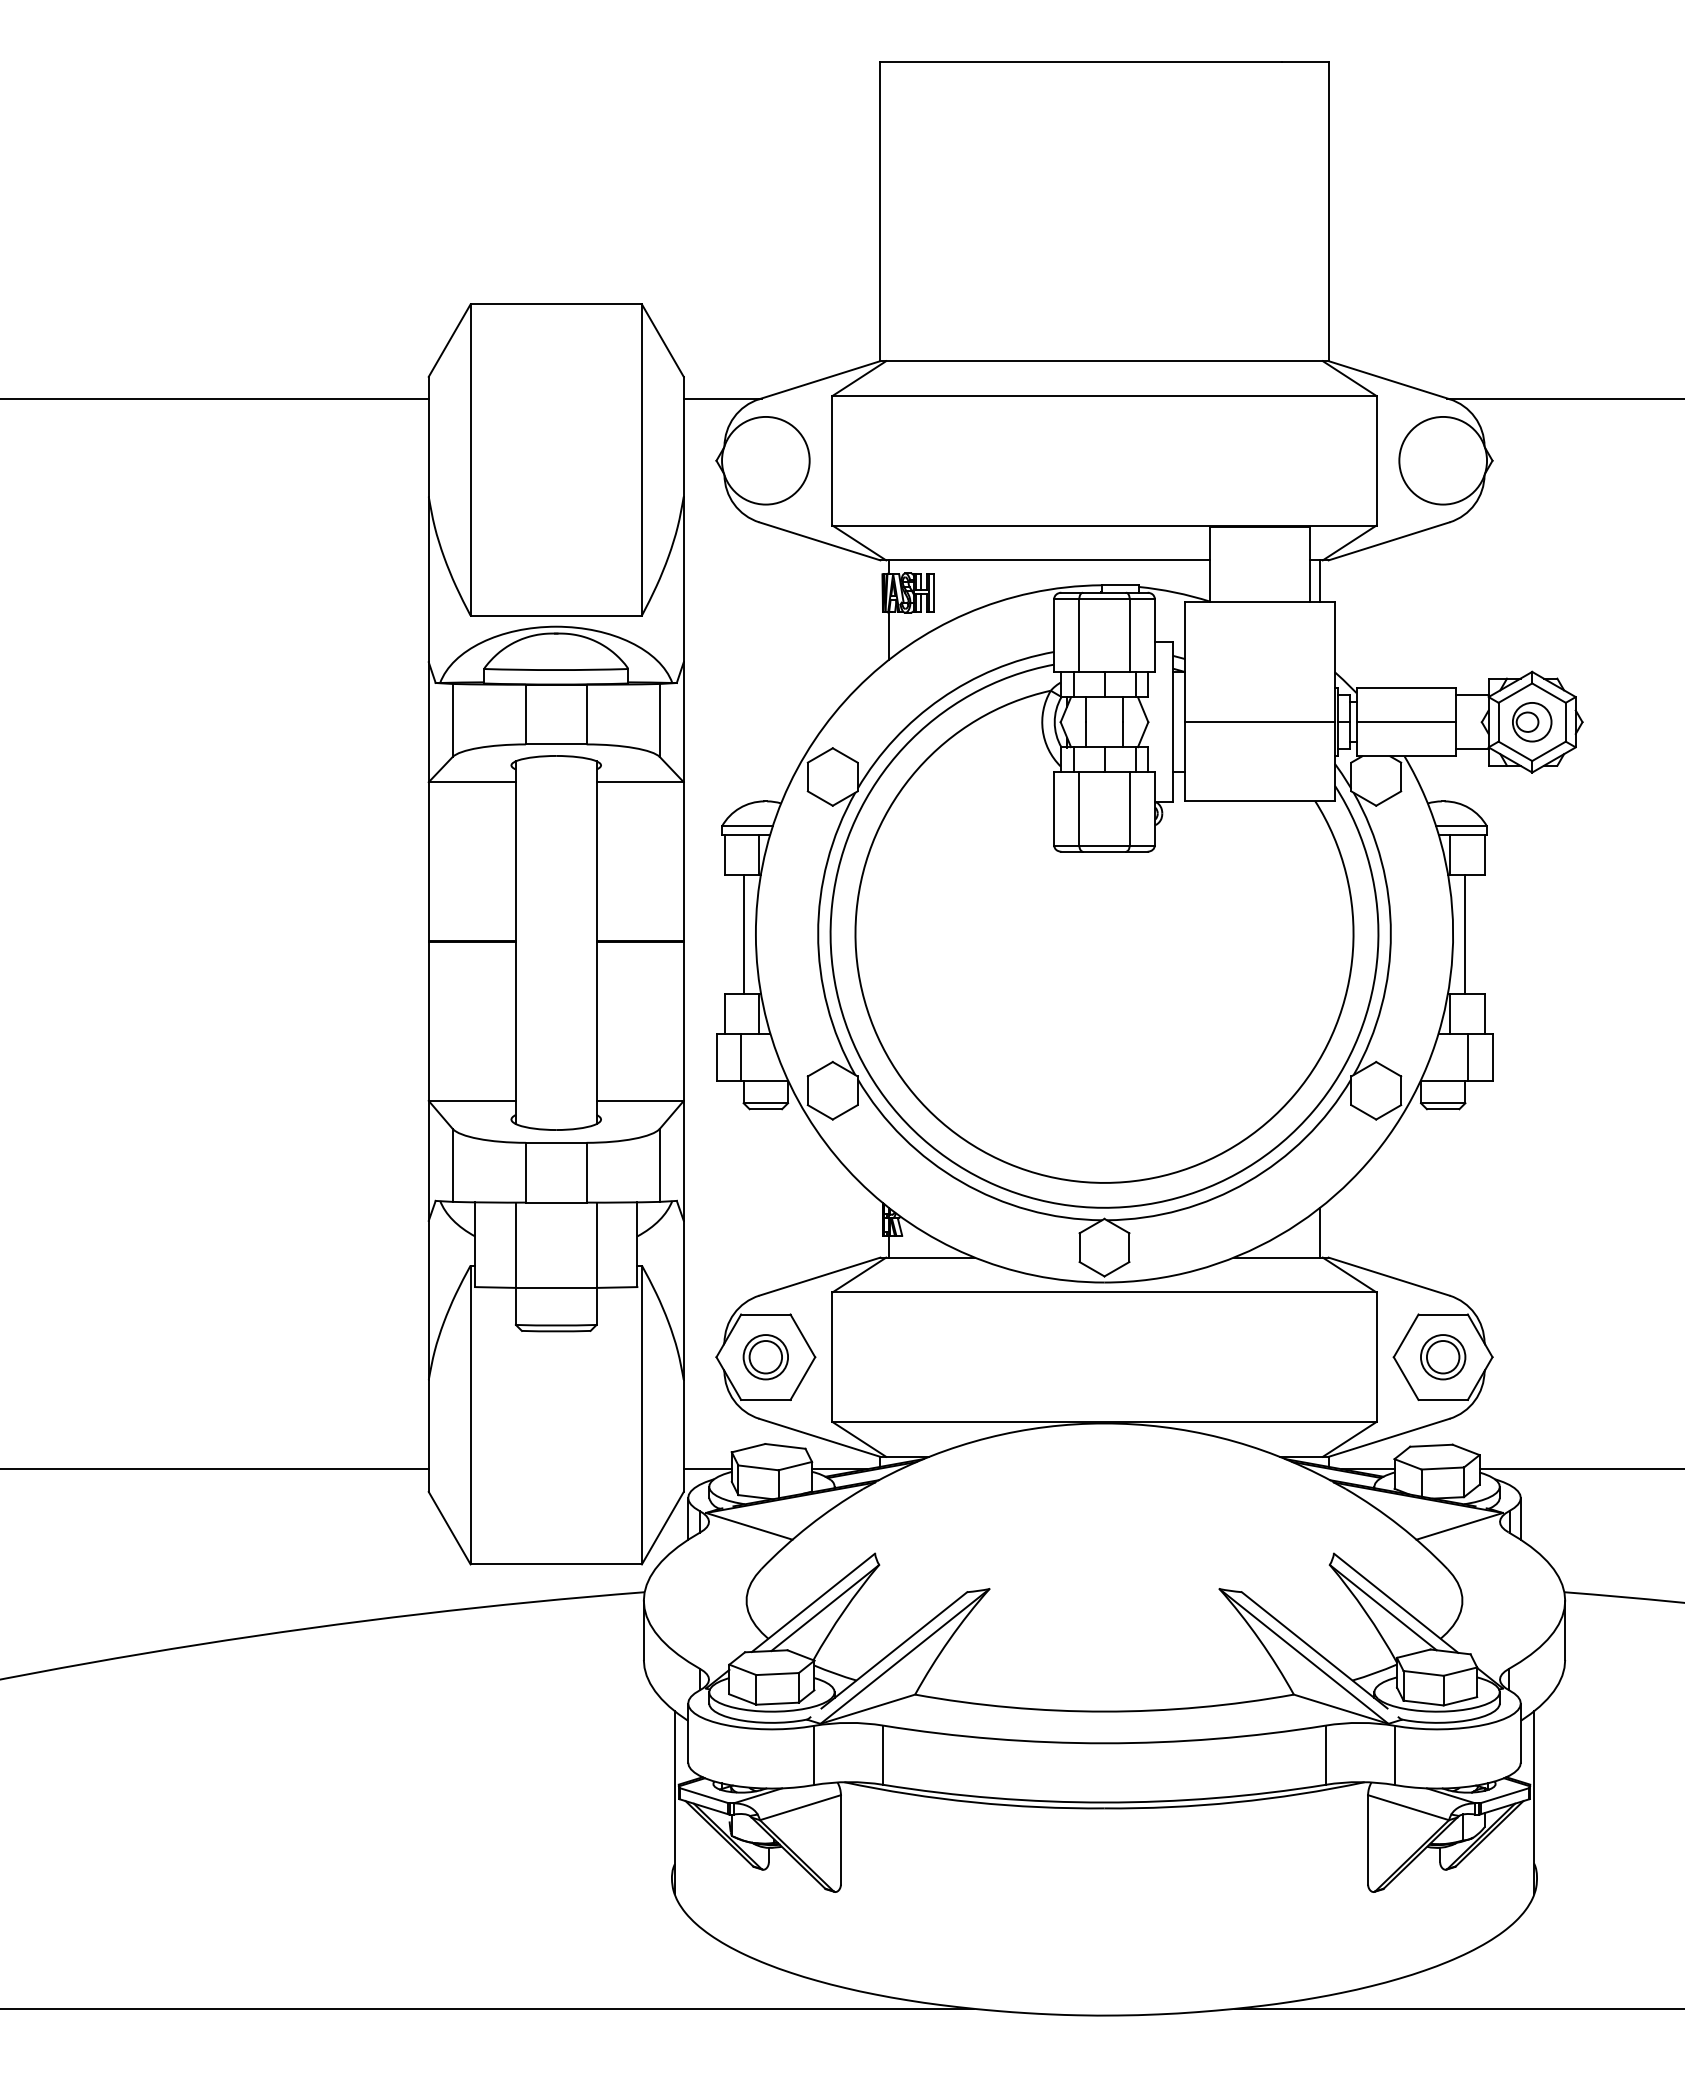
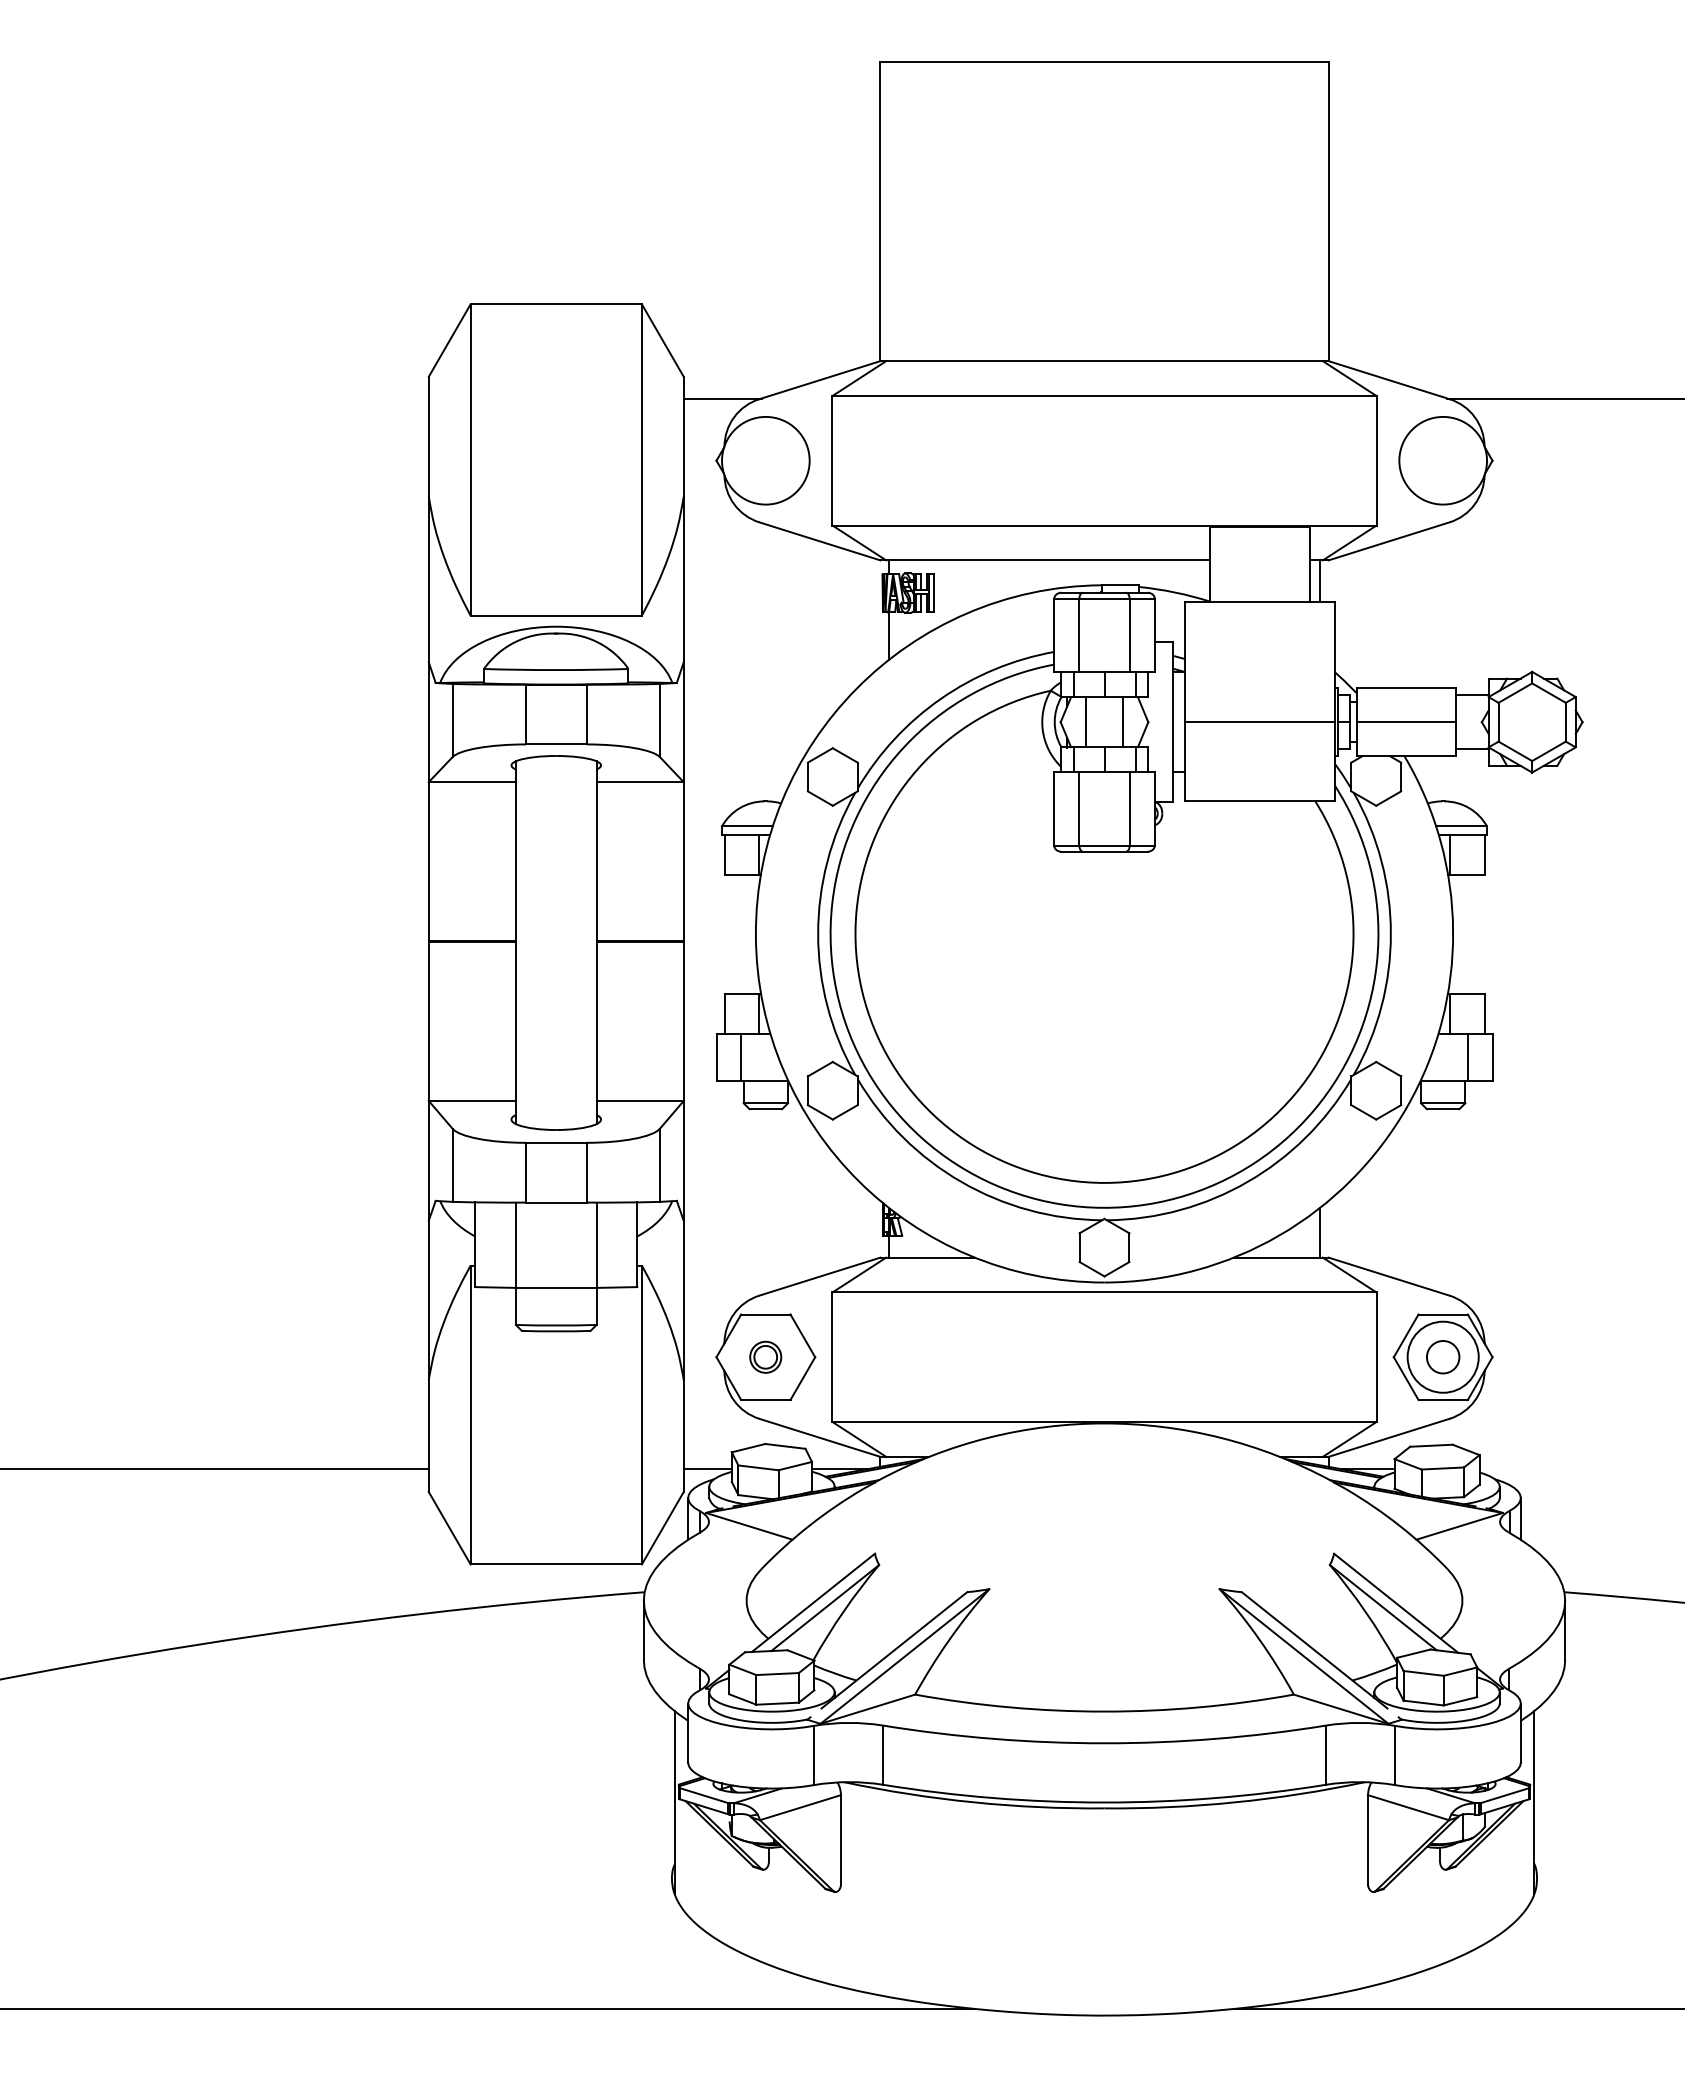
line: present -> none (215, 398)
part: present -> none (1532, 722)
line: present -> none (743, 934)
line: present -> none (1465, 934)
part size: 47x47 px -> 34x34 px (765, 1356)
circle diameter: 44 px -> 71 px (1442, 1356)
line: present -> none (1580, 1469)
